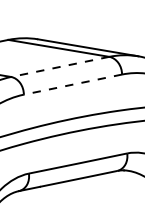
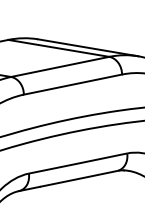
line: dashed -> solid (59, 67)
line: dashed -> solid (72, 84)
